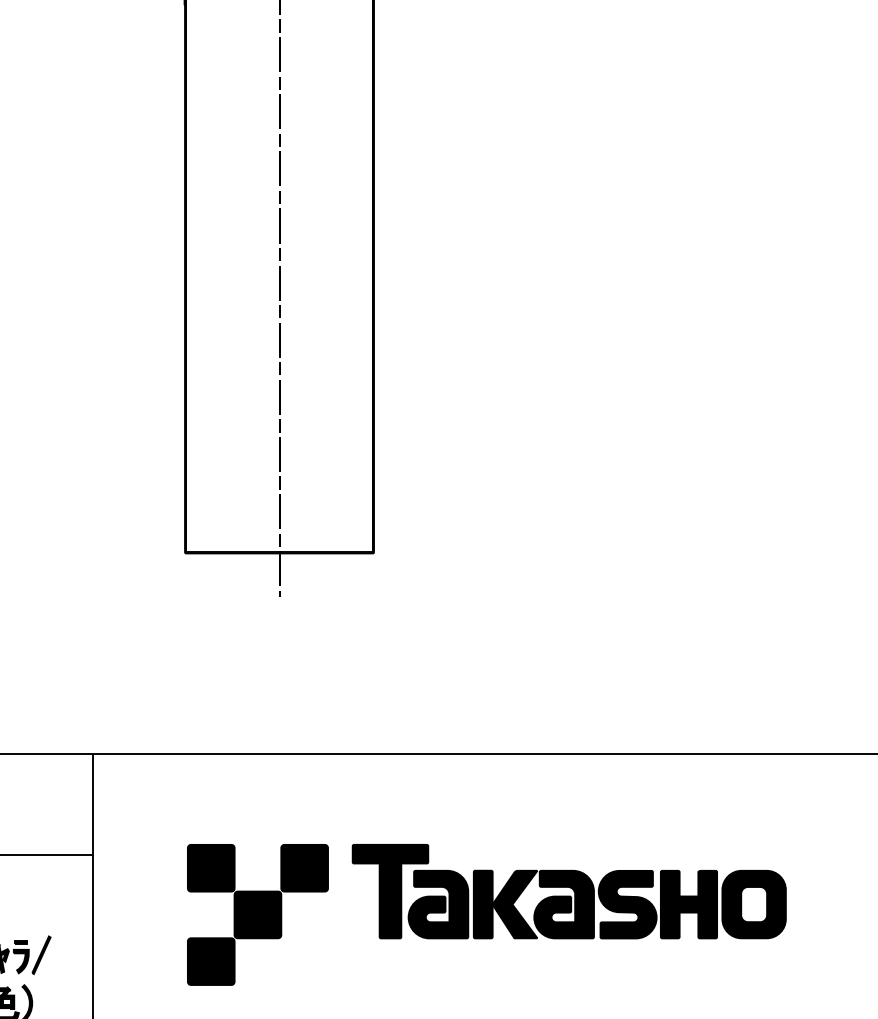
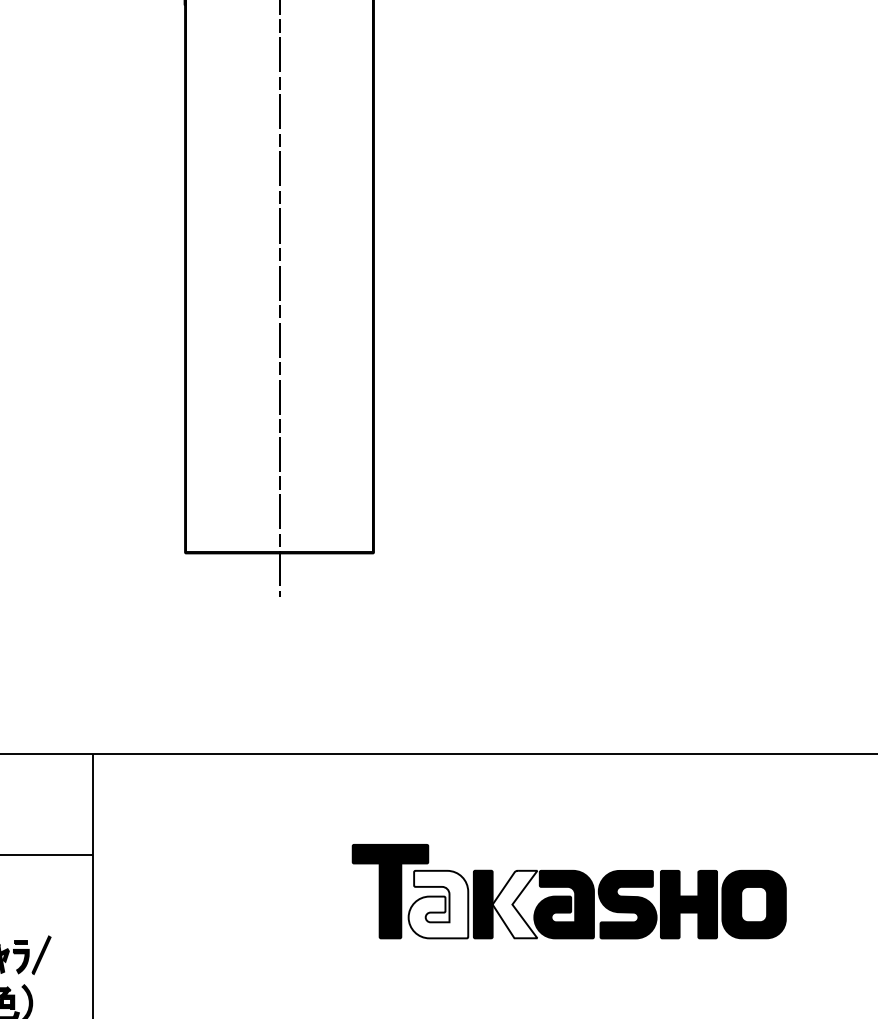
fill: present -> none (438, 904)
fill: present -> none (514, 904)
part: present -> none (257, 914)
